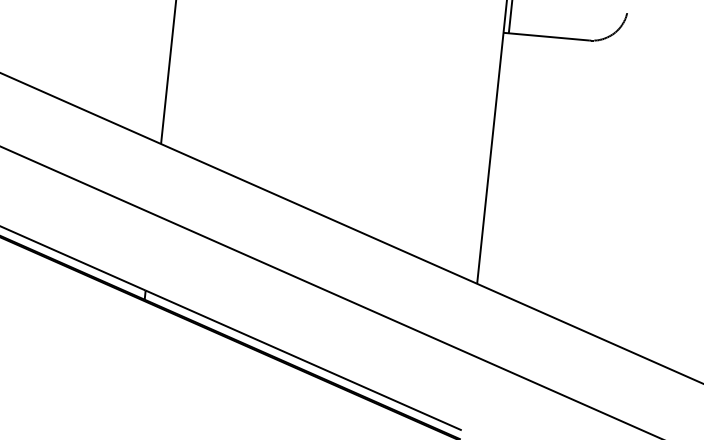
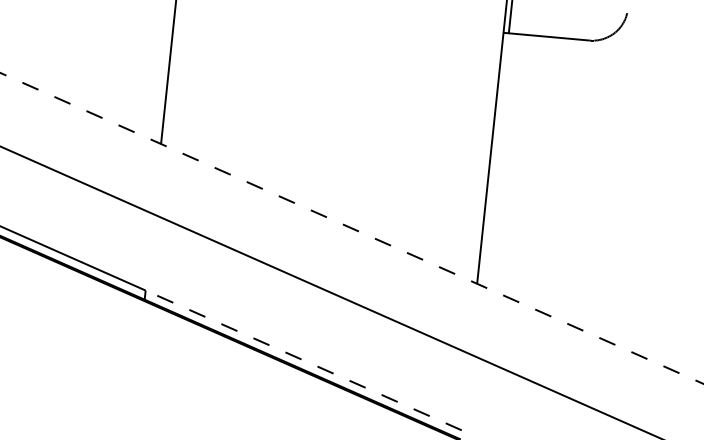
line: solid -> dashed (351, 228)
line: solid -> dashed (303, 360)
